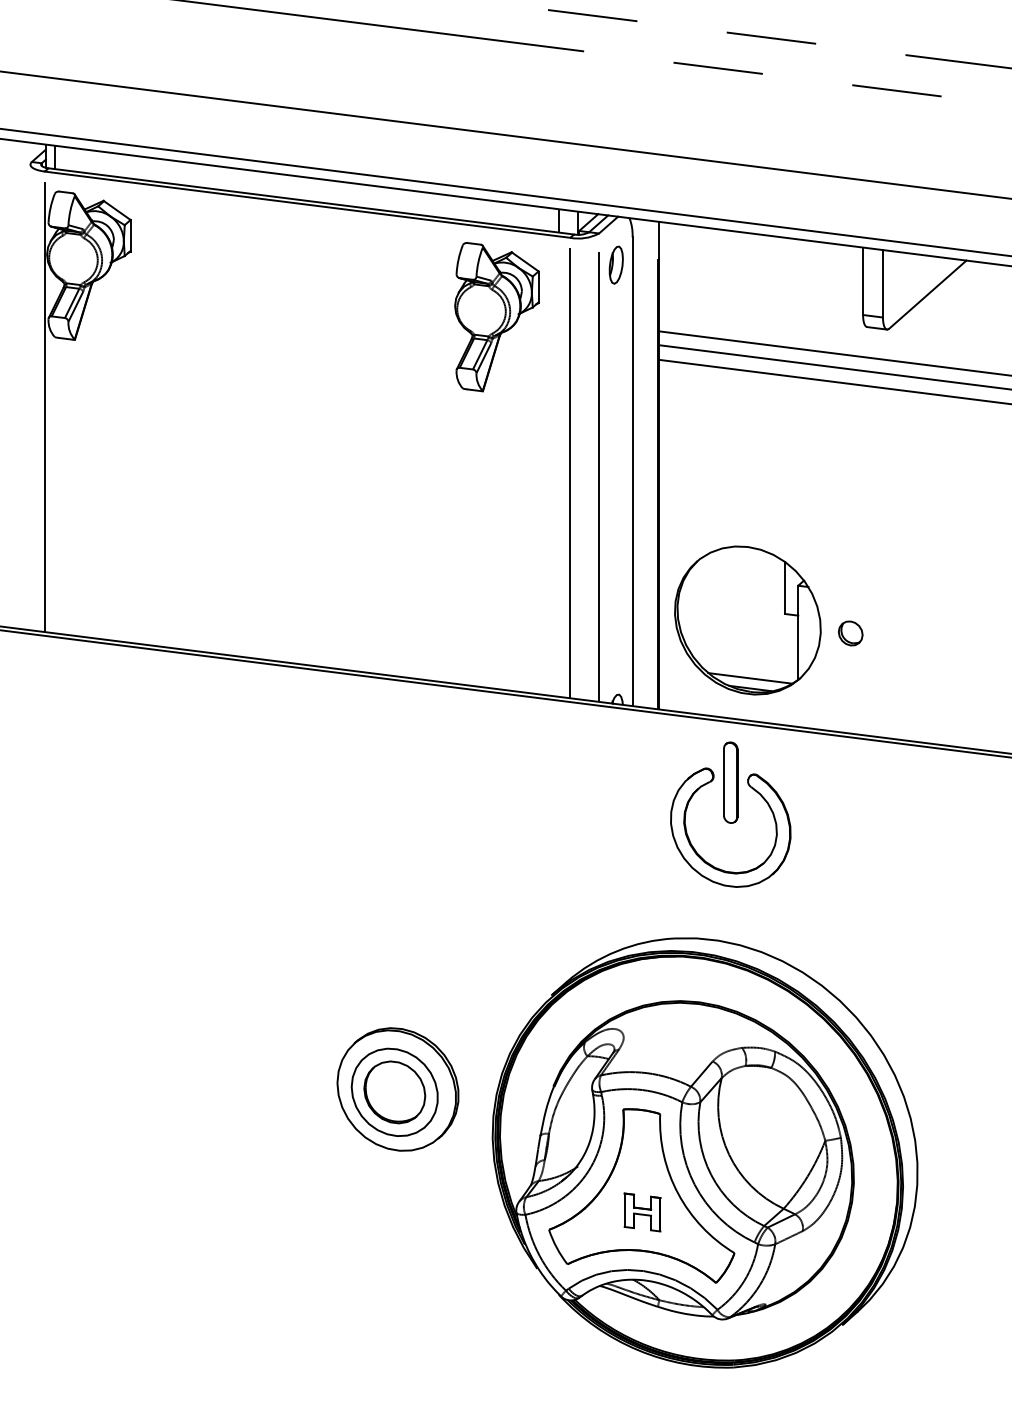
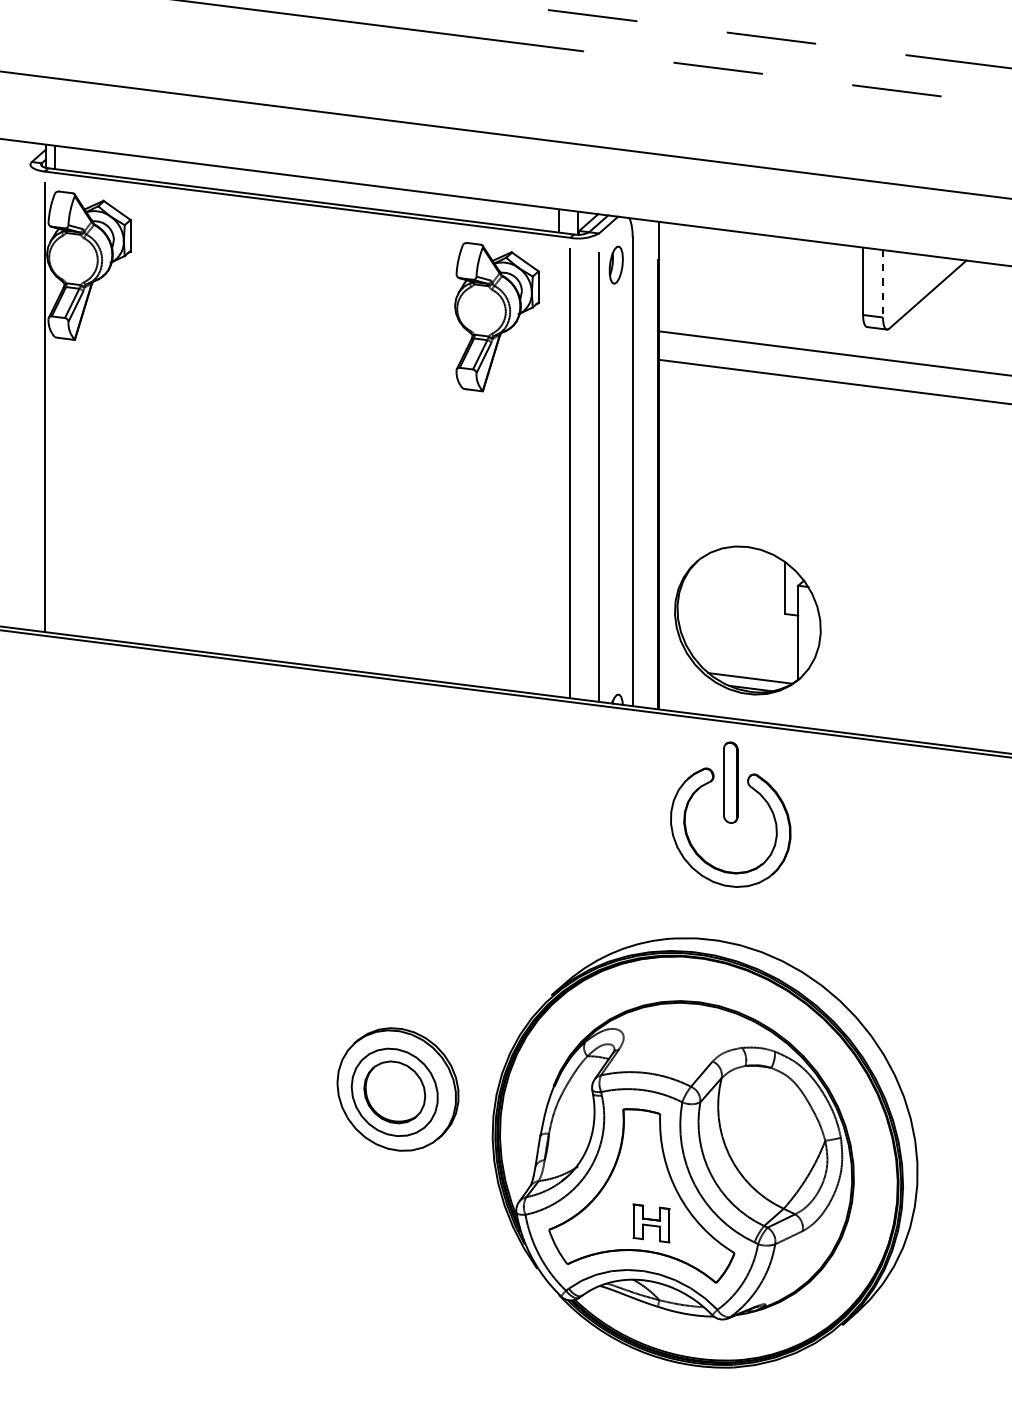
line: present -> none (505, 192)
line: solid -> dashed (882, 283)
line: present -> none (833, 367)
part: present -> none (850, 633)
part position: (642, 1212) -> (651, 1223) (651, 1223)
